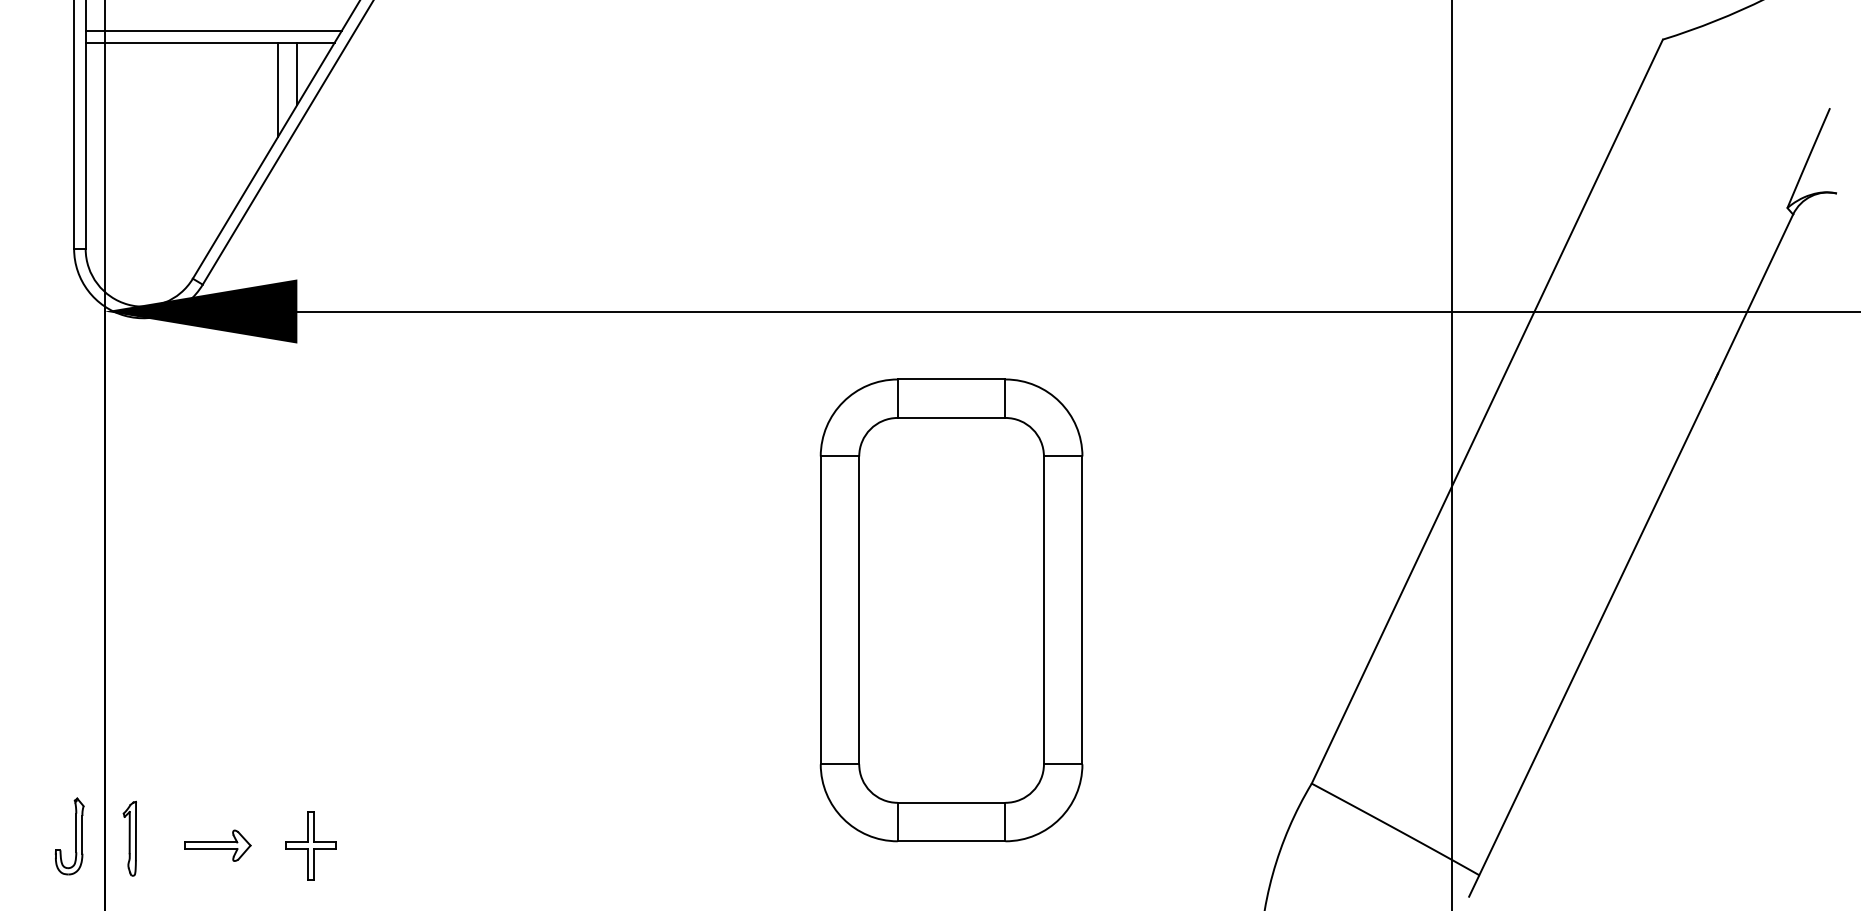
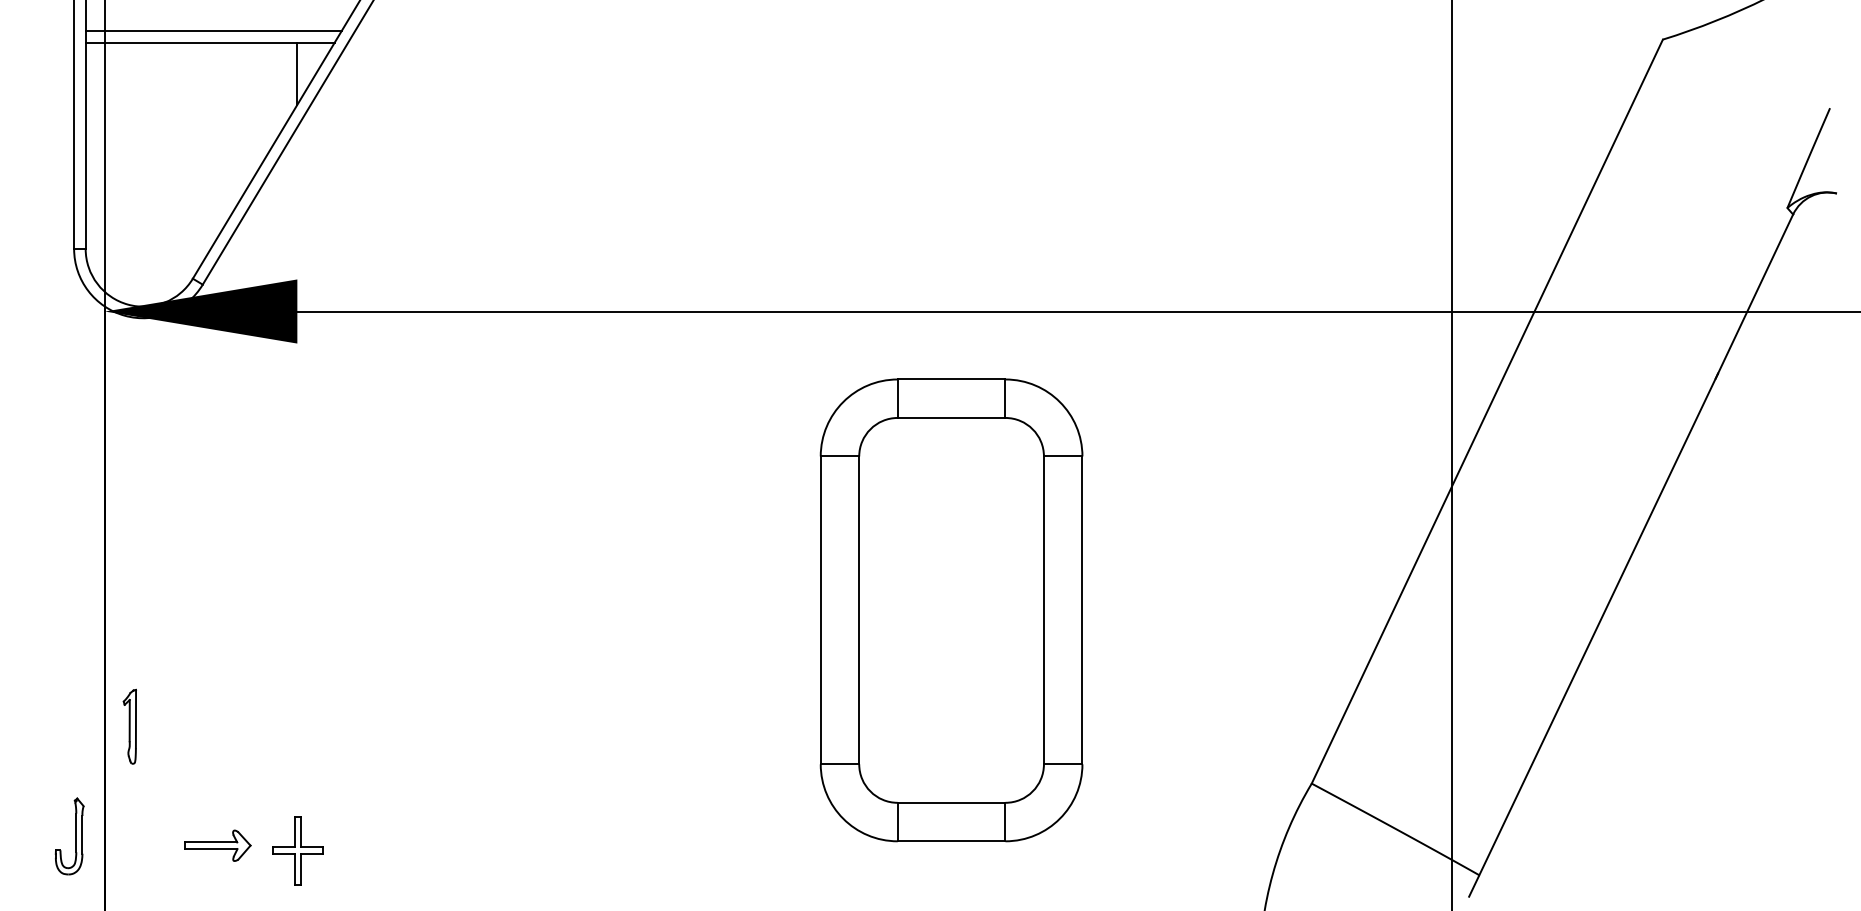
line: present -> none (278, 89)
part position: (129, 838) -> (129, 726) (129, 726)
part position: (310, 845) -> (297, 850) (297, 850)
